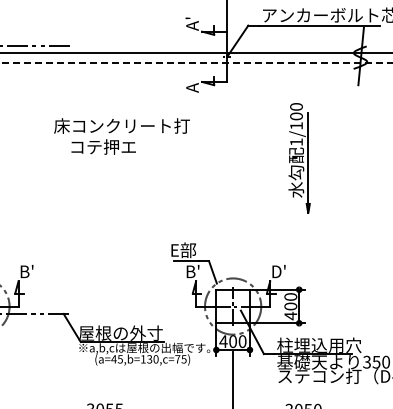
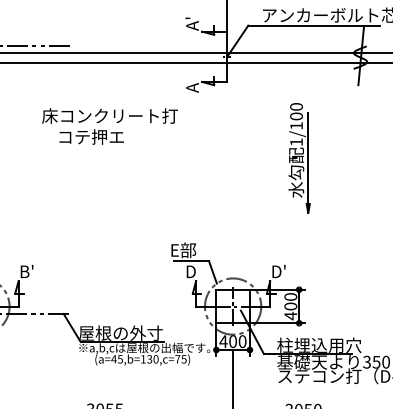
line: dashed -> solid (196, 62)
text position: (121, 136) -> (109, 126) (109, 126)
text: B' -> D (193, 270)
